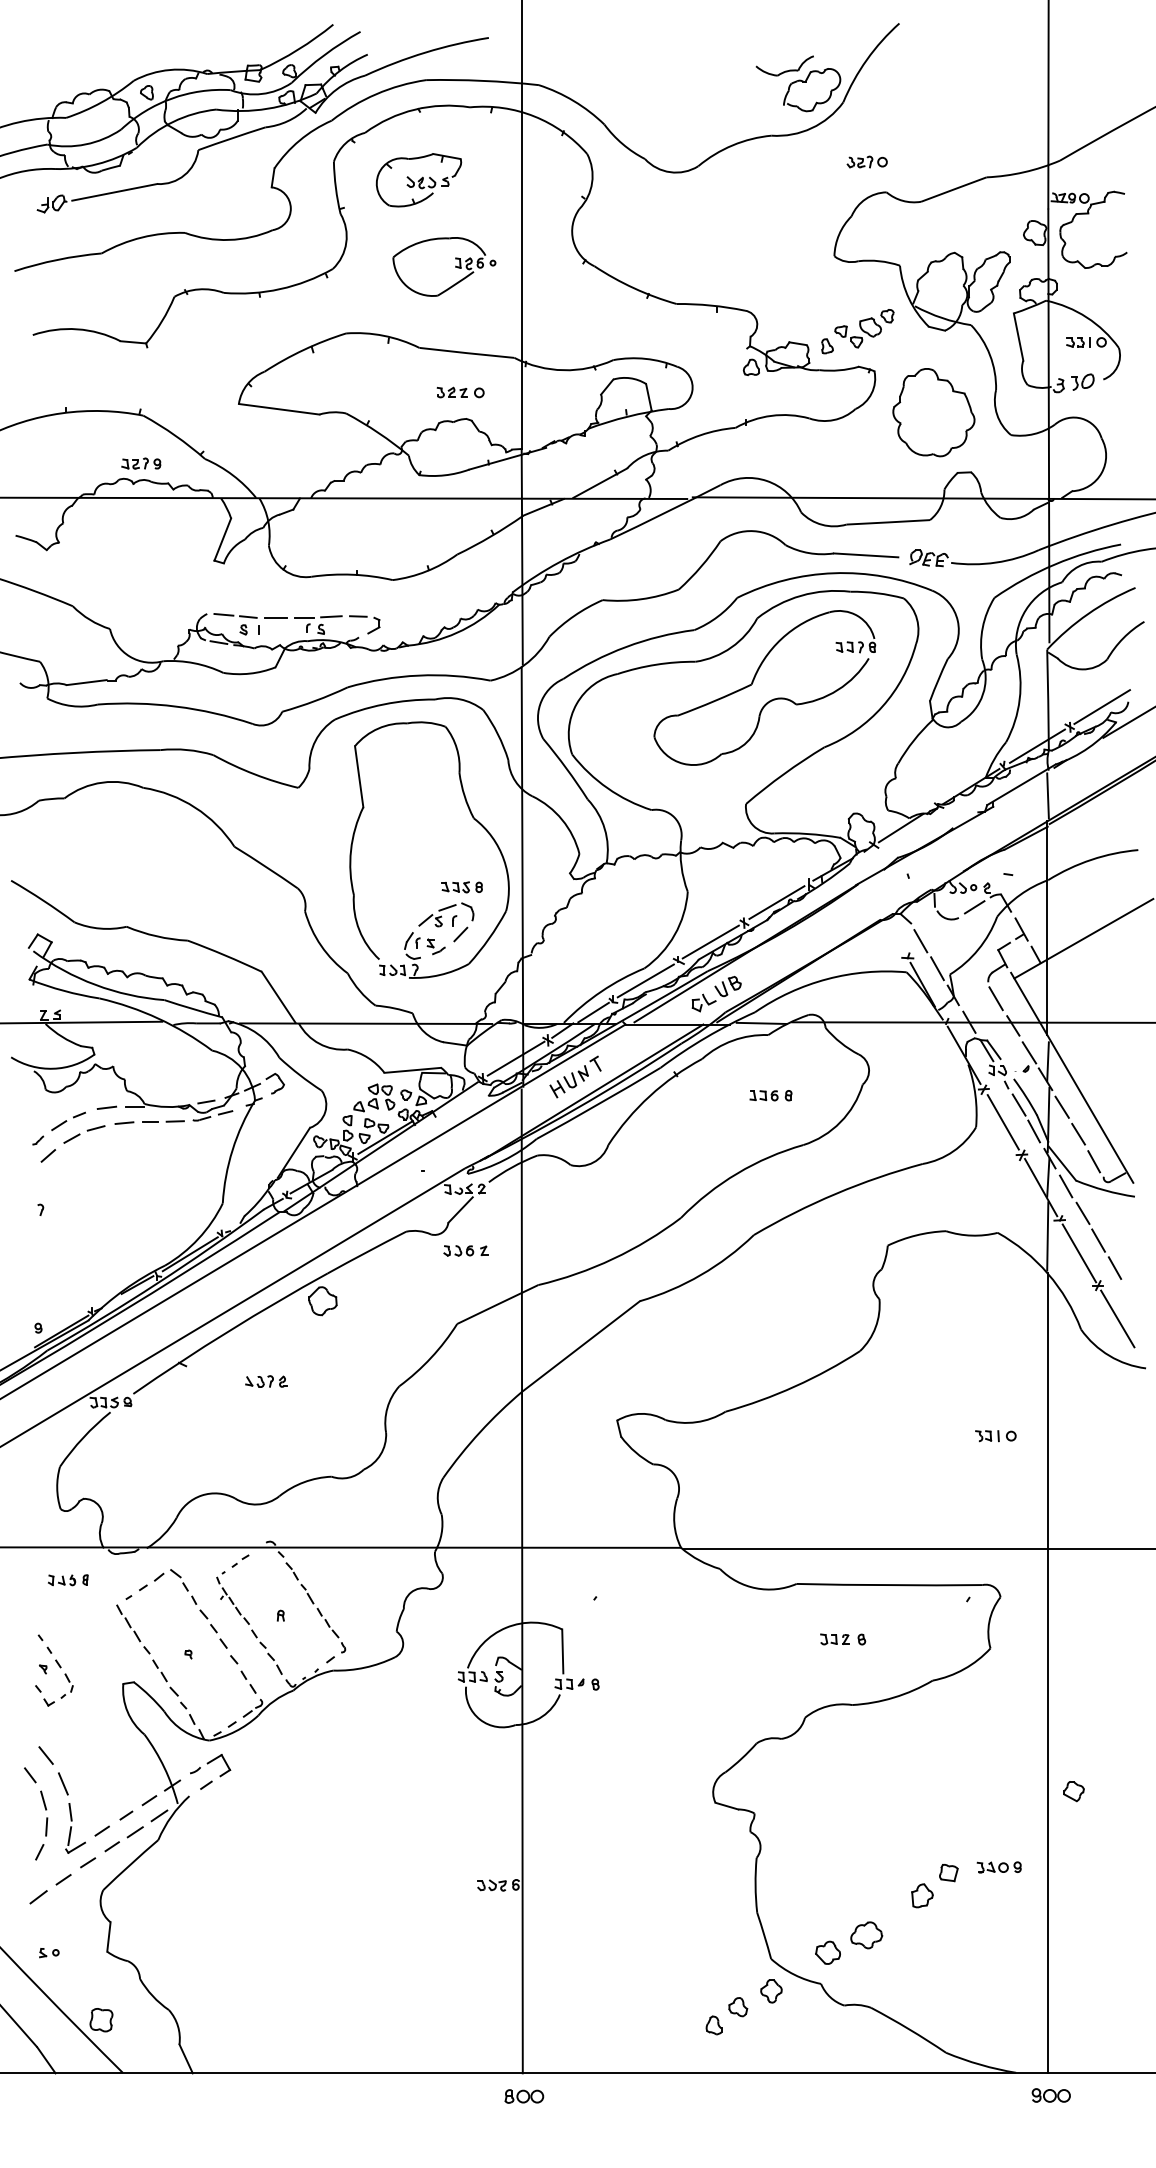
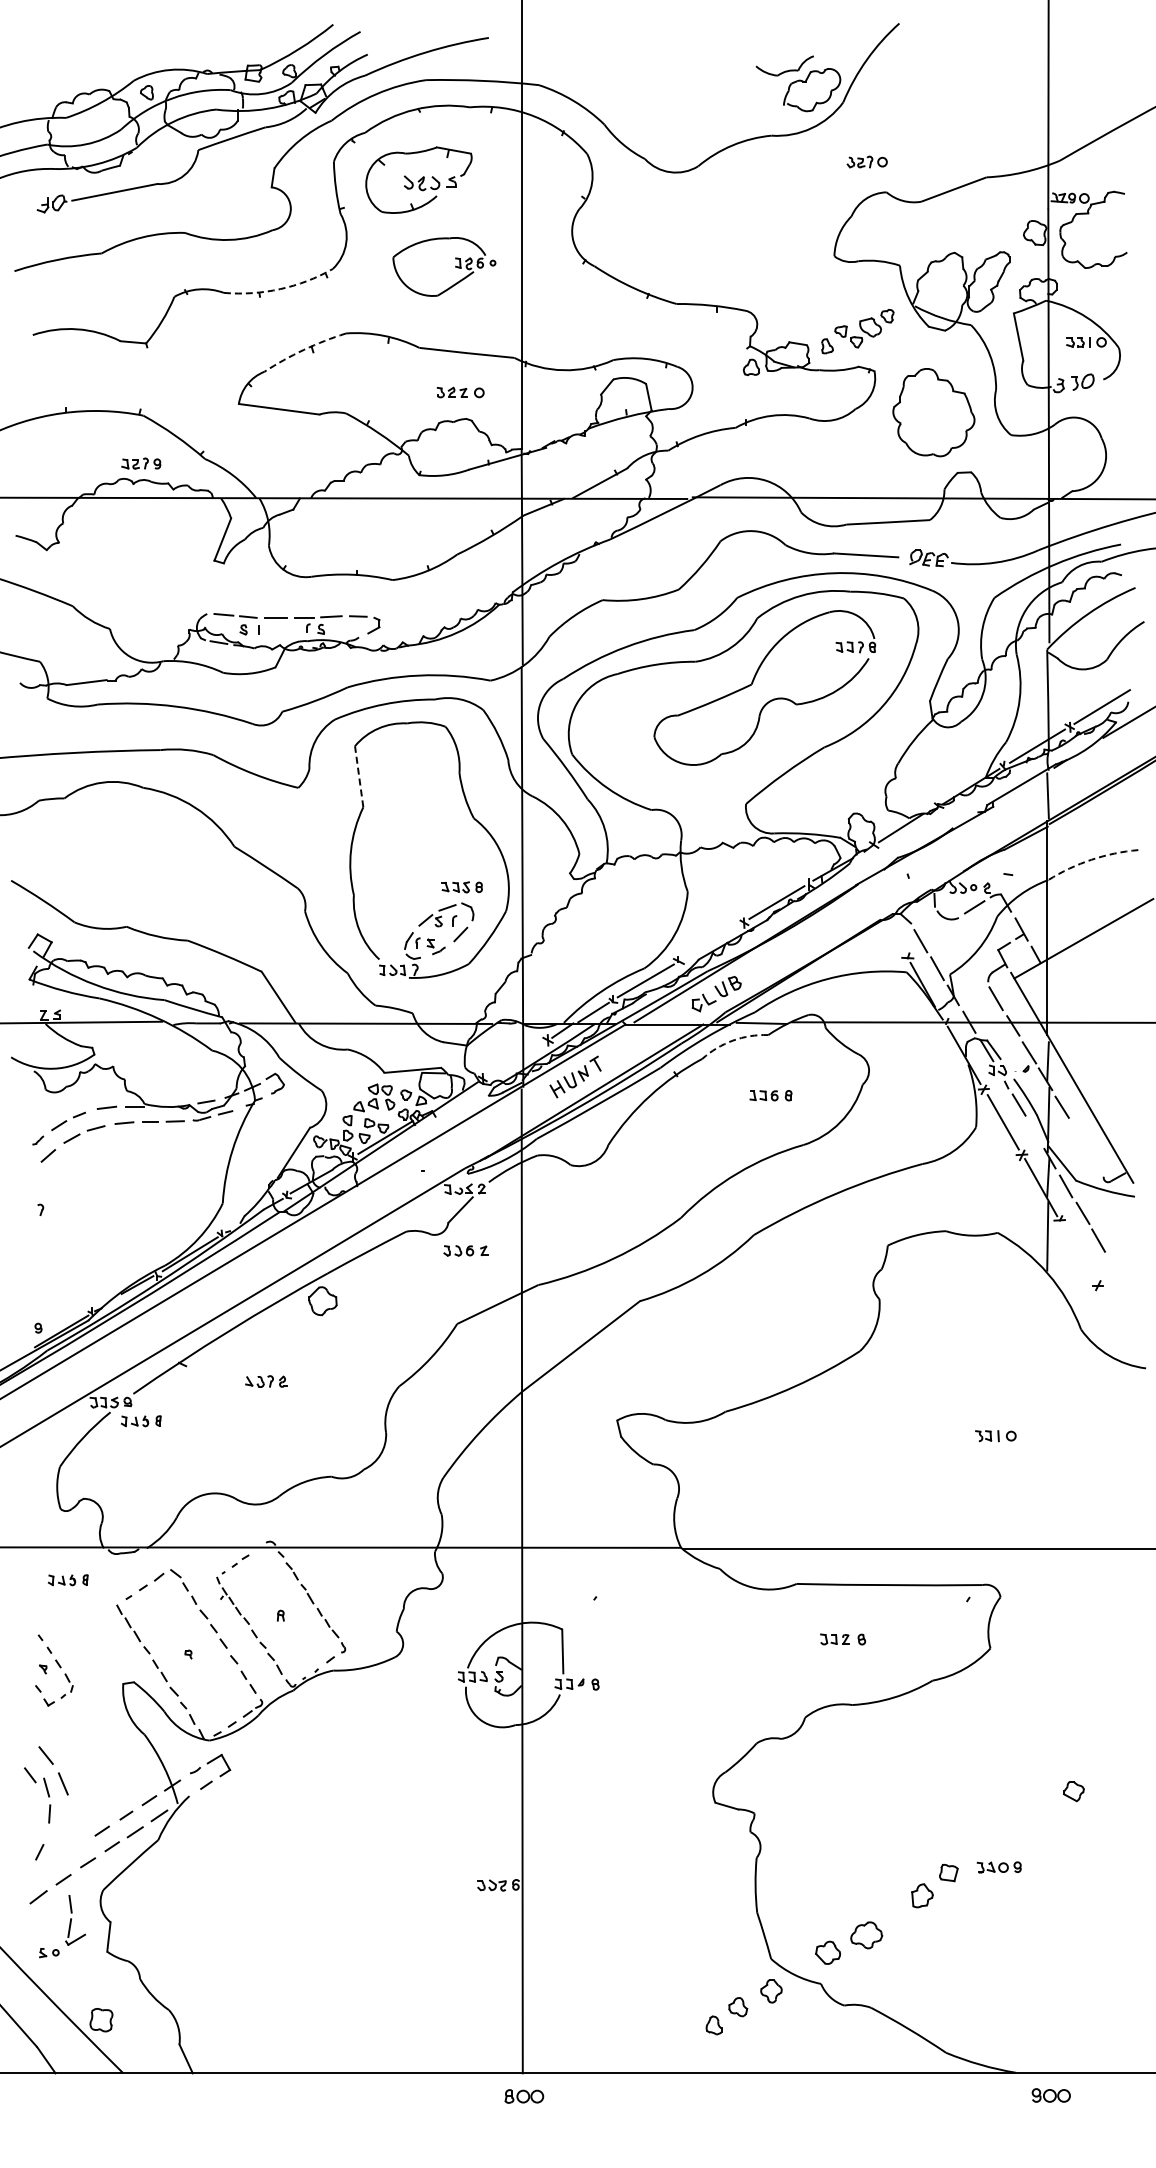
part size: 88x55 px -> 108x68 px (418, 179)
arc: solid -> dashed (280, 289)
arc: solid -> dashed (304, 349)
line: solid -> dashed (359, 776)
arc: solid -> dashed (1091, 859)
line: present -> none (710, 941)
arc: solid -> dashed (732, 1040)
line: present -> none (515, 1058)
line: present -> none (1033, 1131)
line: present -> none (1078, 1133)
line: present -> none (1093, 1161)
line: present -> none (1079, 1253)
line: present -> none (1114, 1267)
line: present -> none (1117, 1318)
part: none -> present (141, 1421)
line: present -> none (1048, 1673)
part position: (44, 1813) -> (47, 1800) (47, 1800)
part position: (75, 1828) -> (75, 1920) (75, 1920)
